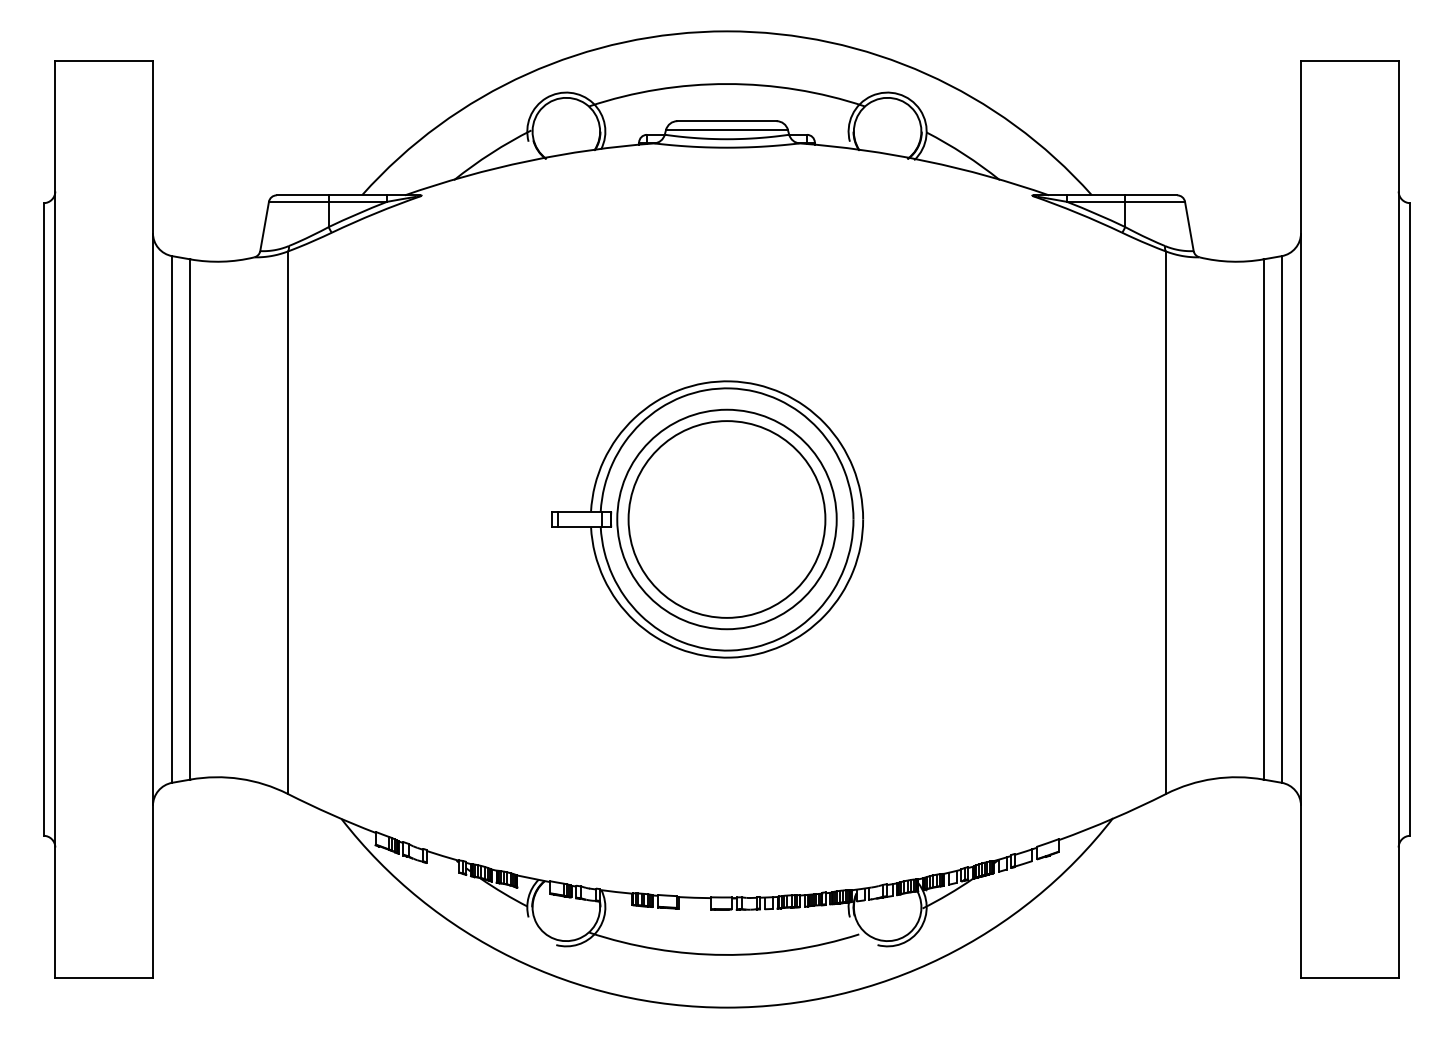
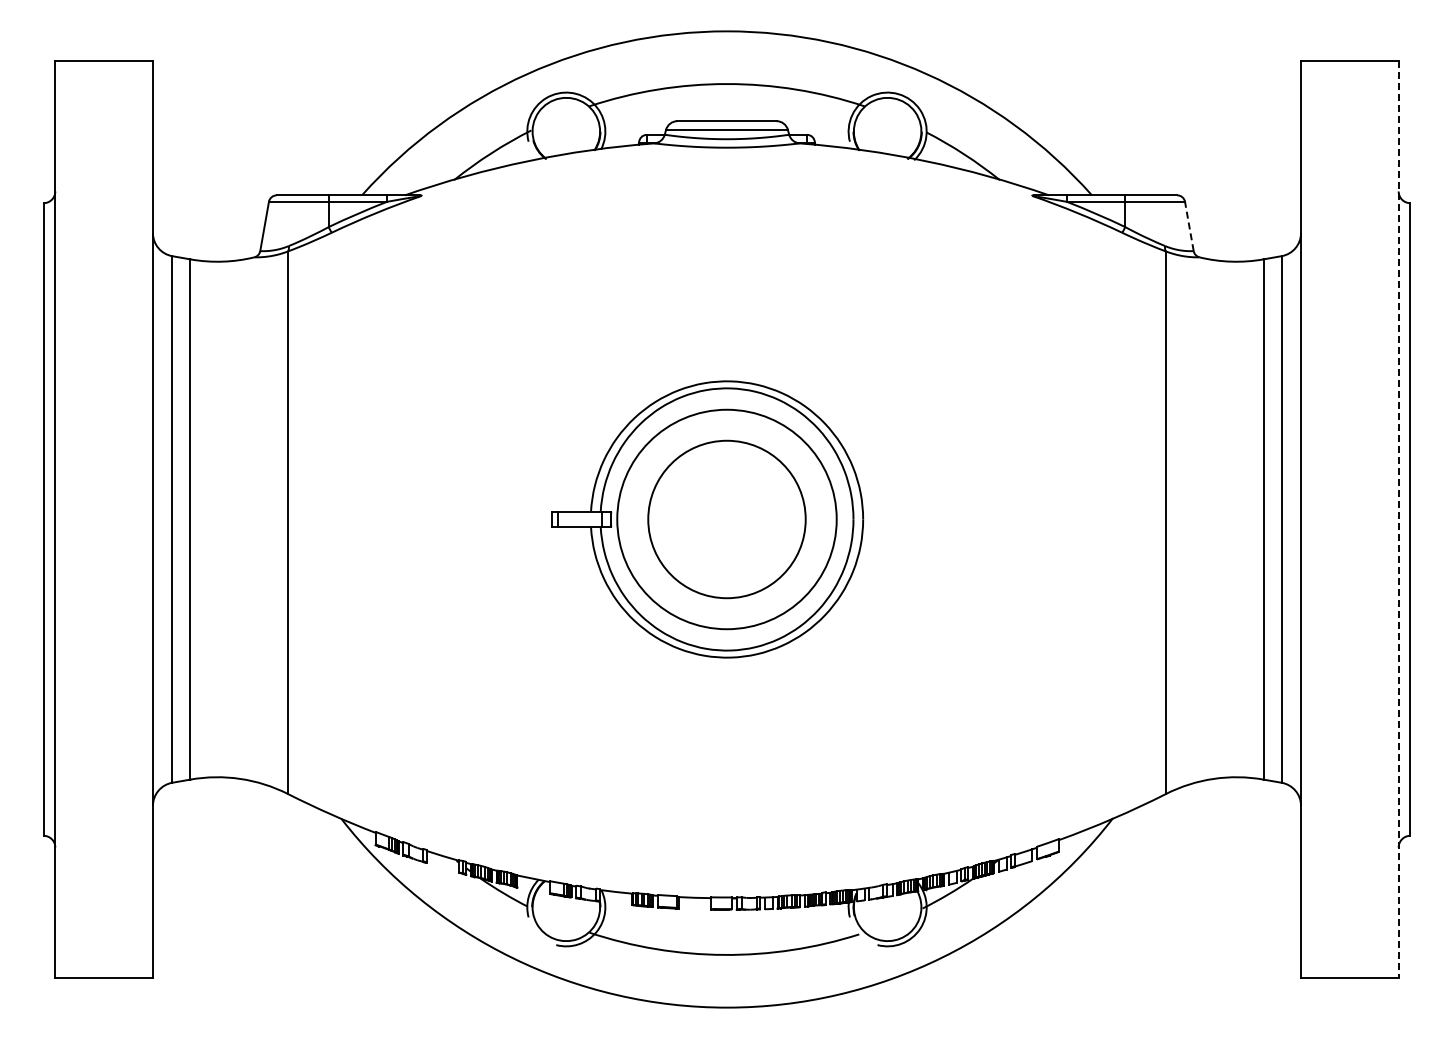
line: solid -> dashed (1189, 225)
circle diameter: 197 px -> 157 px (726, 519)
line: solid -> dashed (1398, 519)
